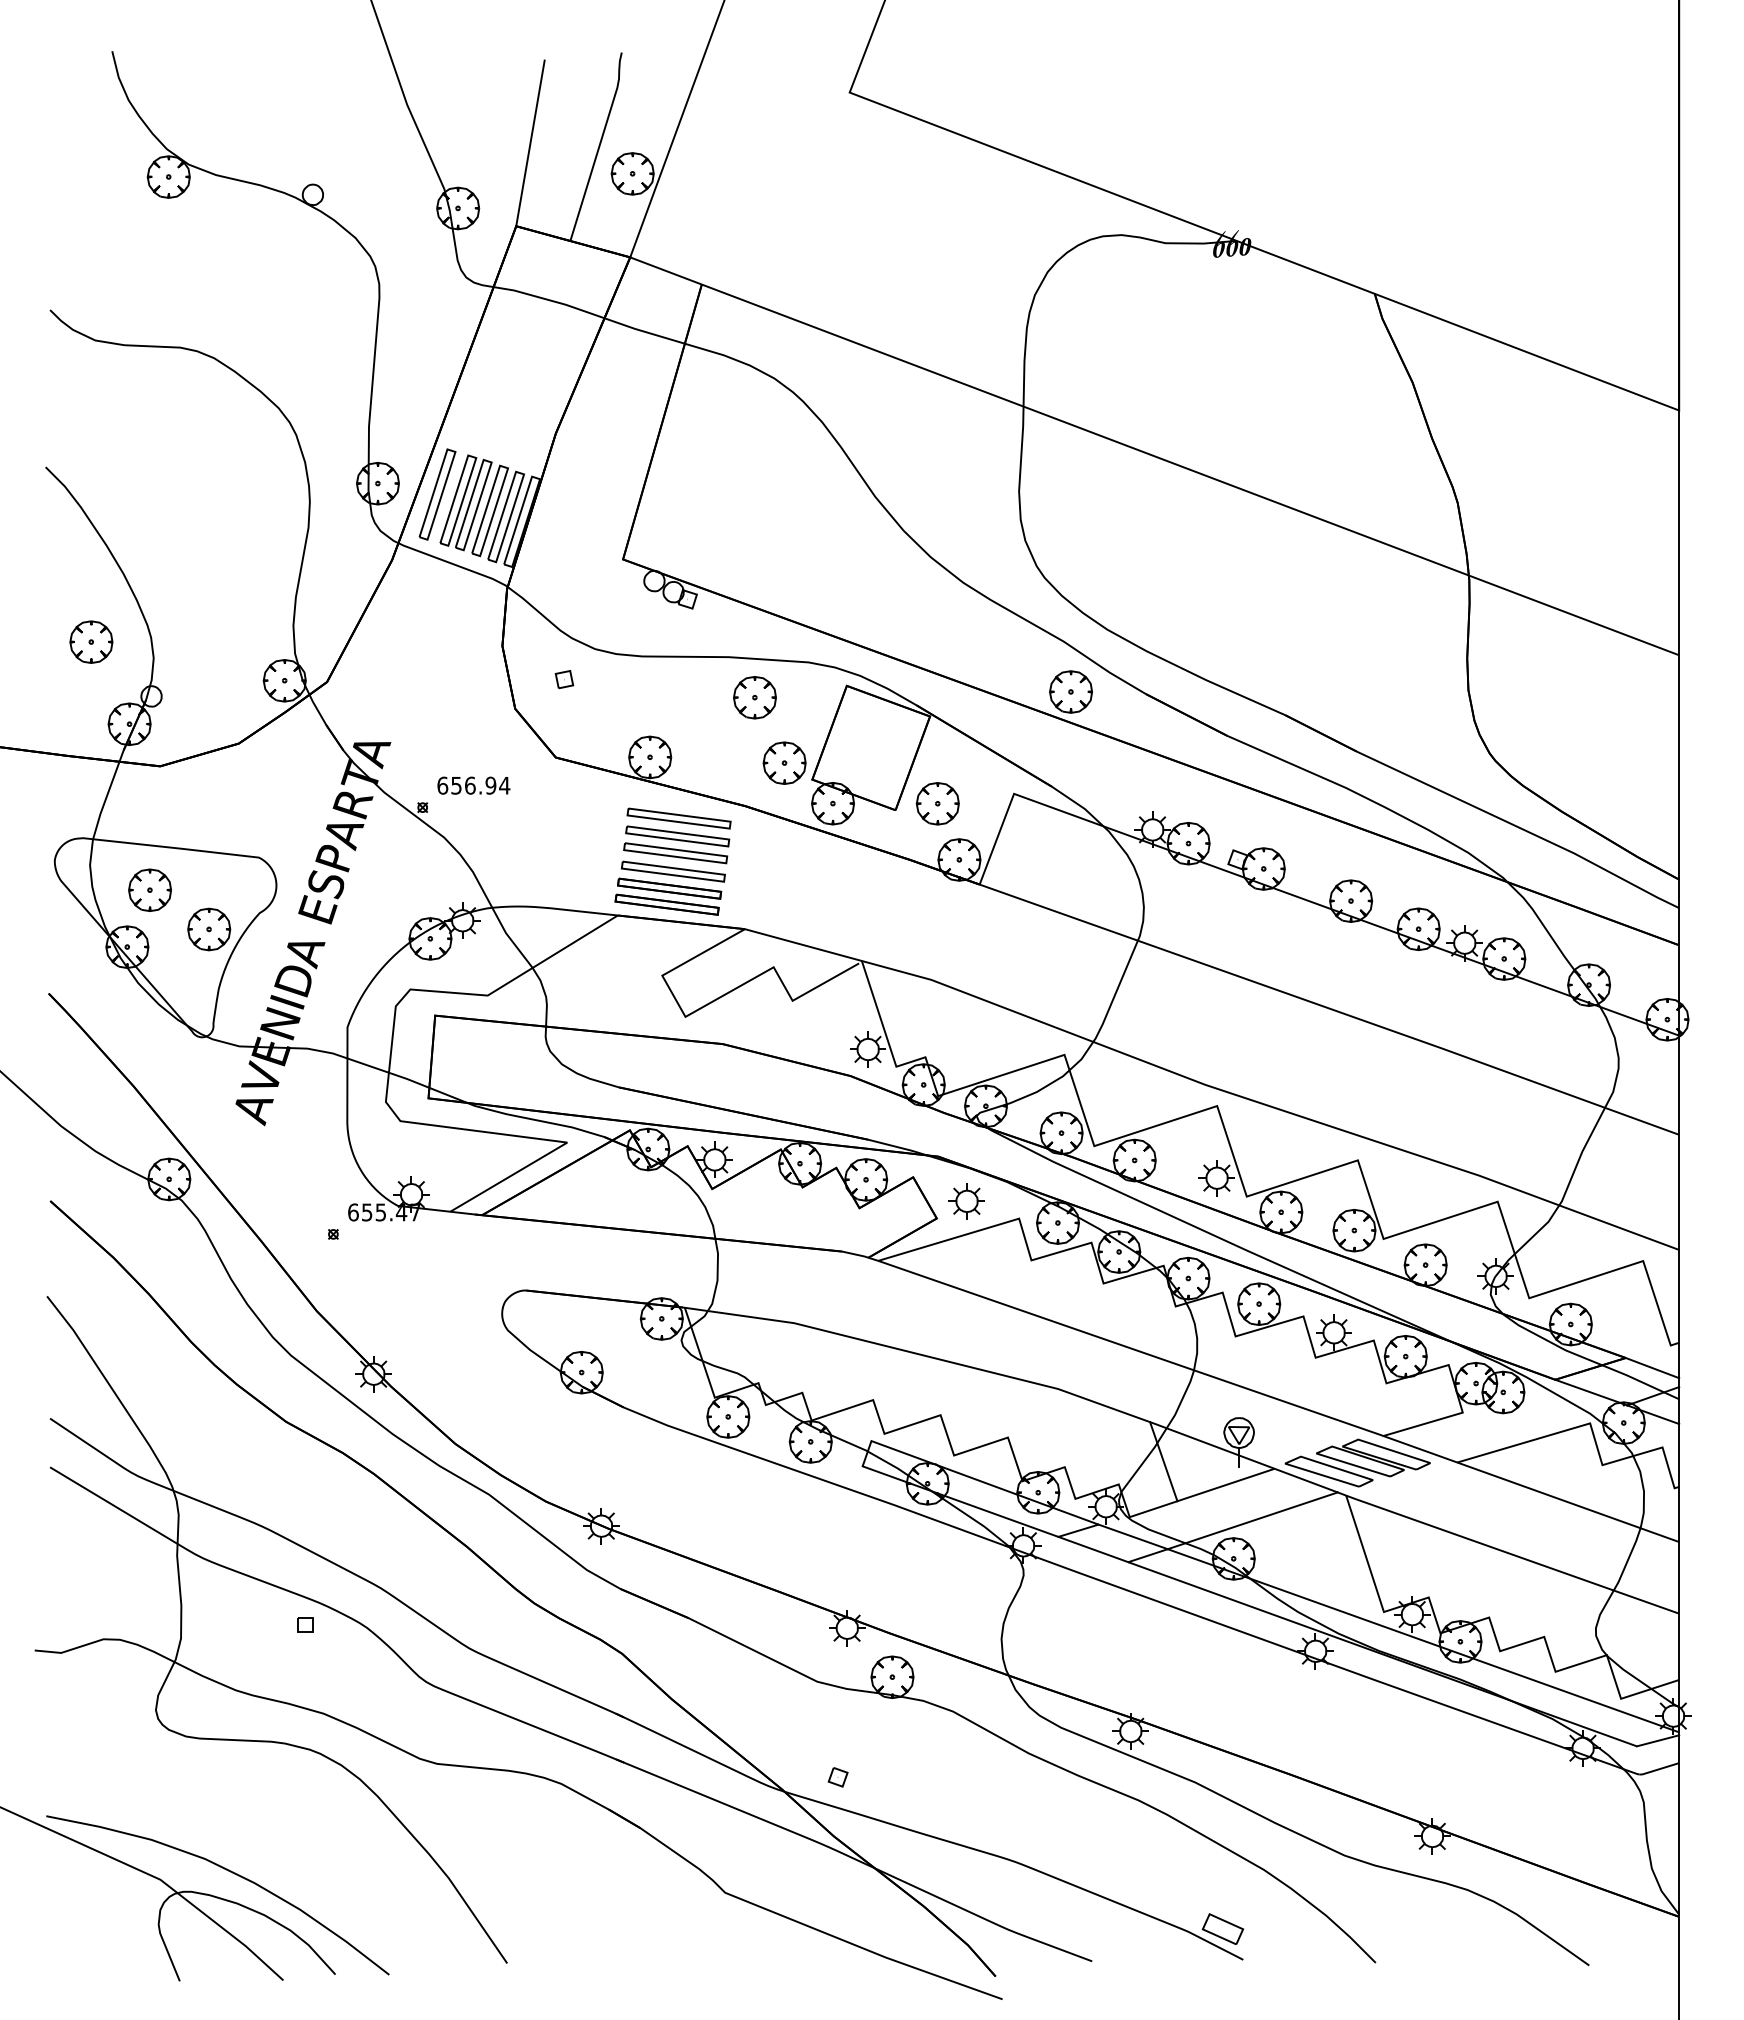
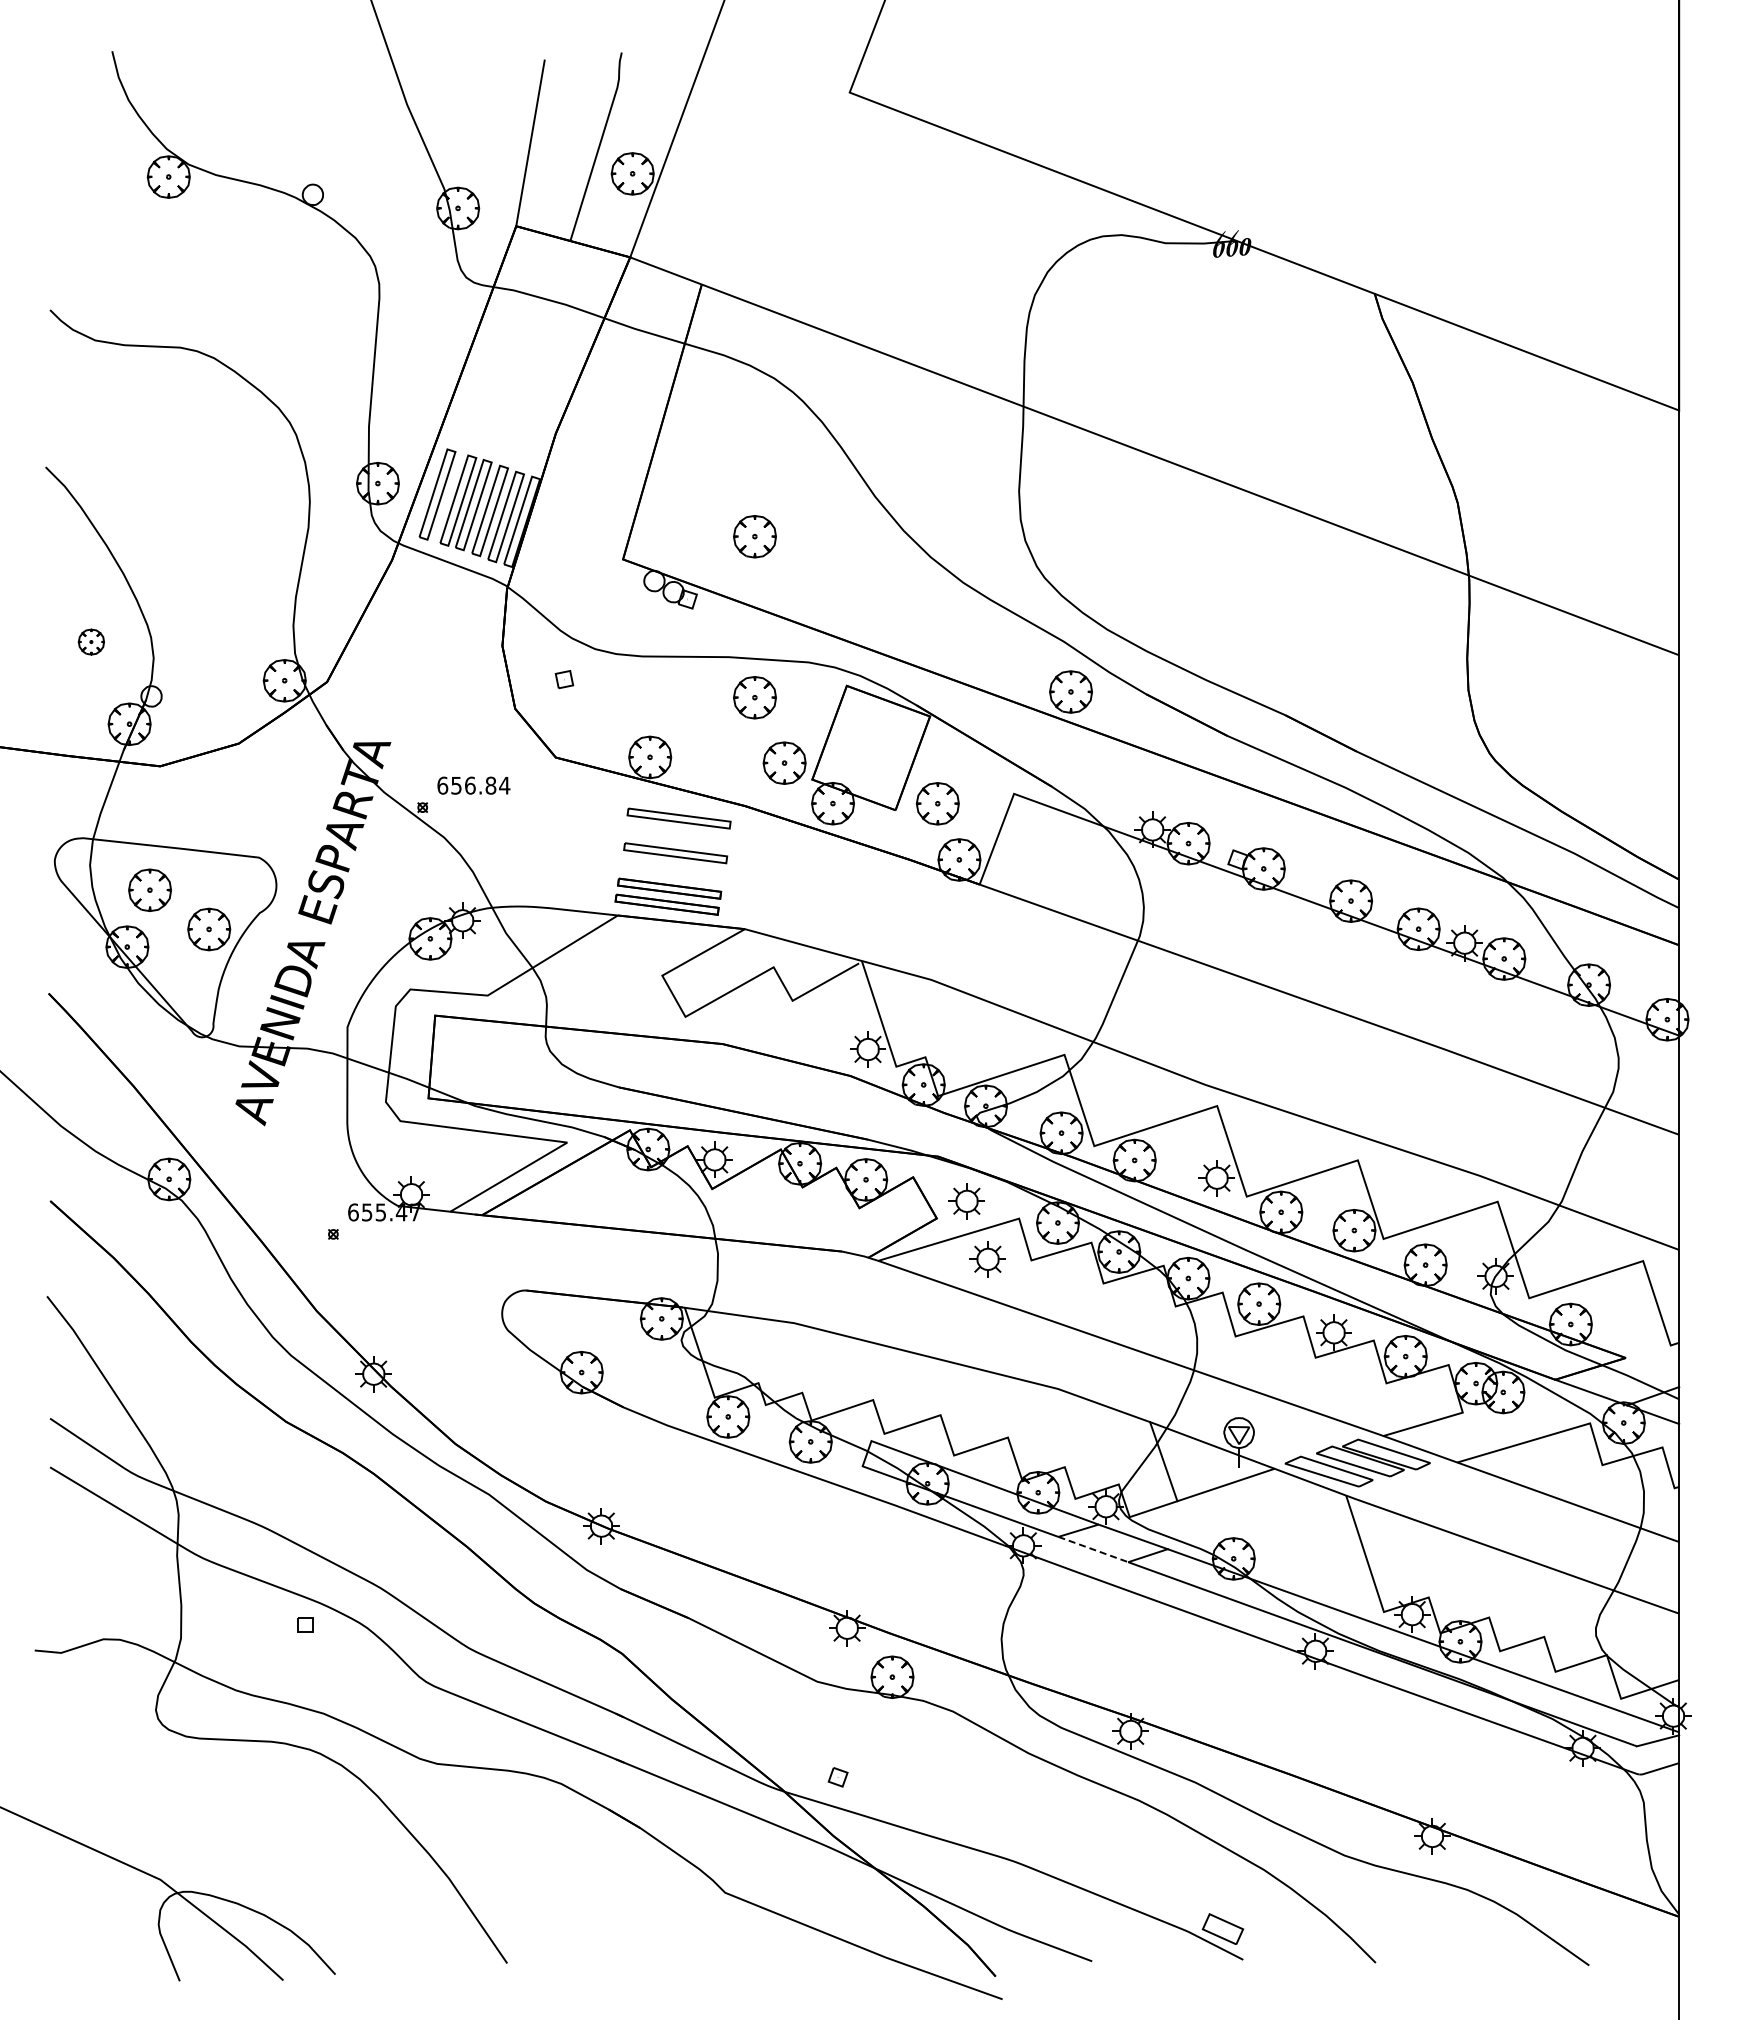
part: none -> present (754, 536)
part size: 45x44 px -> 28x28 px (90, 641)
text: 656.94 -> 656.84 (490, 785)
part: present -> none (677, 836)
part: present -> none (673, 871)
part: none -> present (987, 1259)
line: present -> none (1652, 1368)
line: present -> none (1252, 1520)
line: solid -> dashed (1093, 1549)
curve: present -> none (228, 1871)
